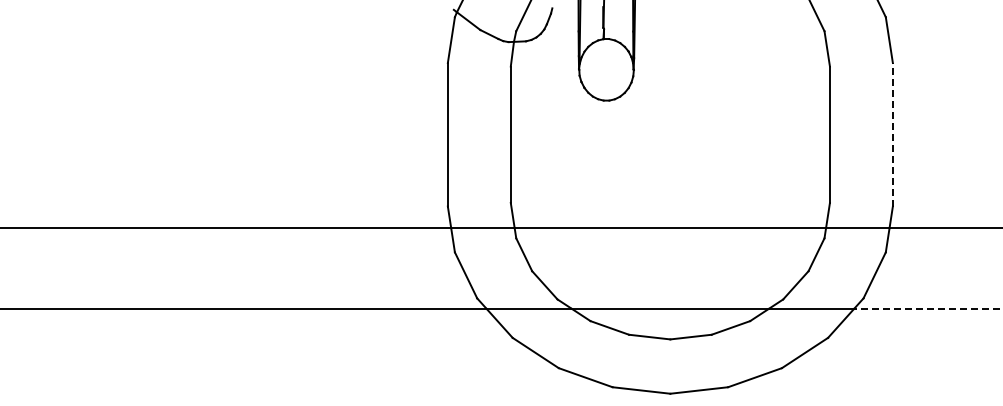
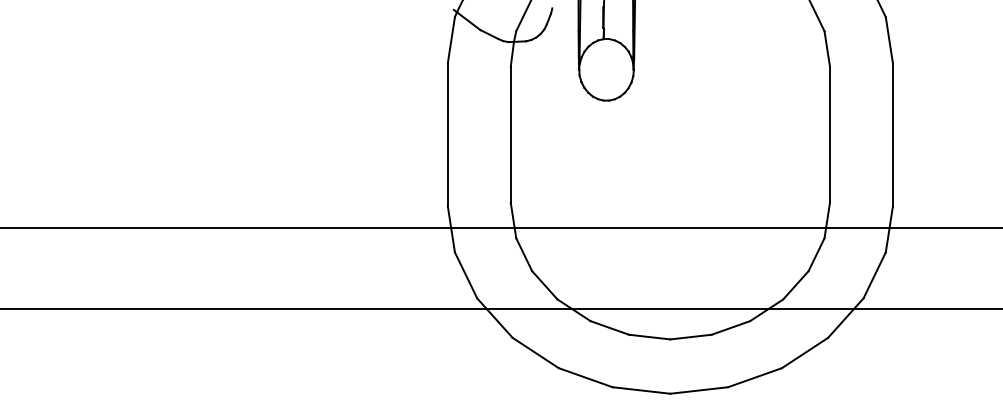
line: dashed -> solid (892, 134)
line: dashed -> solid (928, 308)
